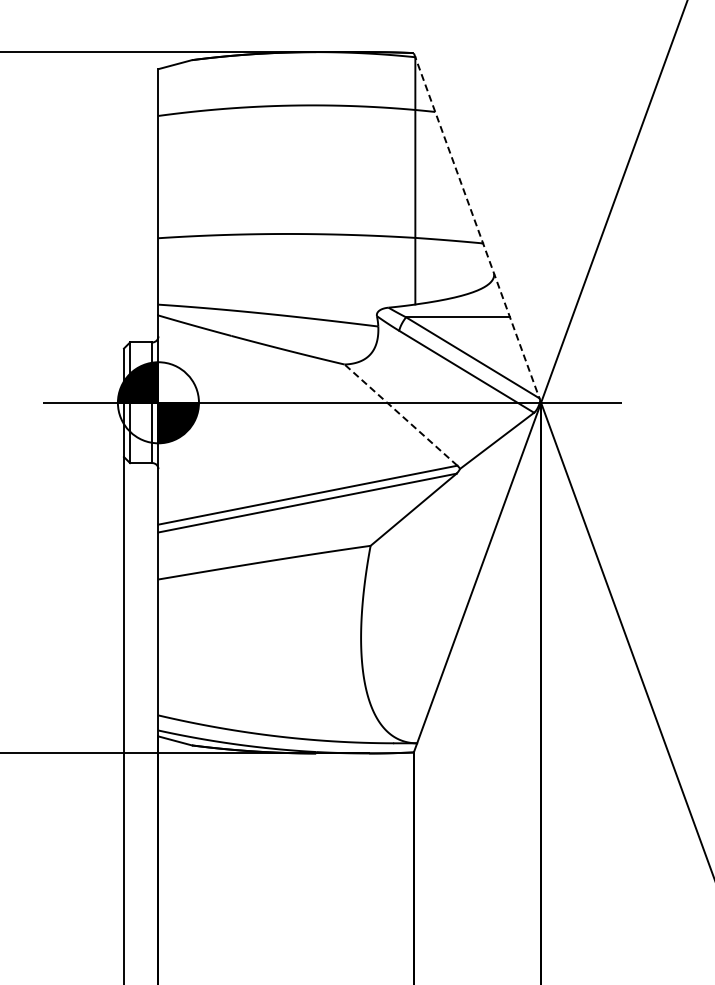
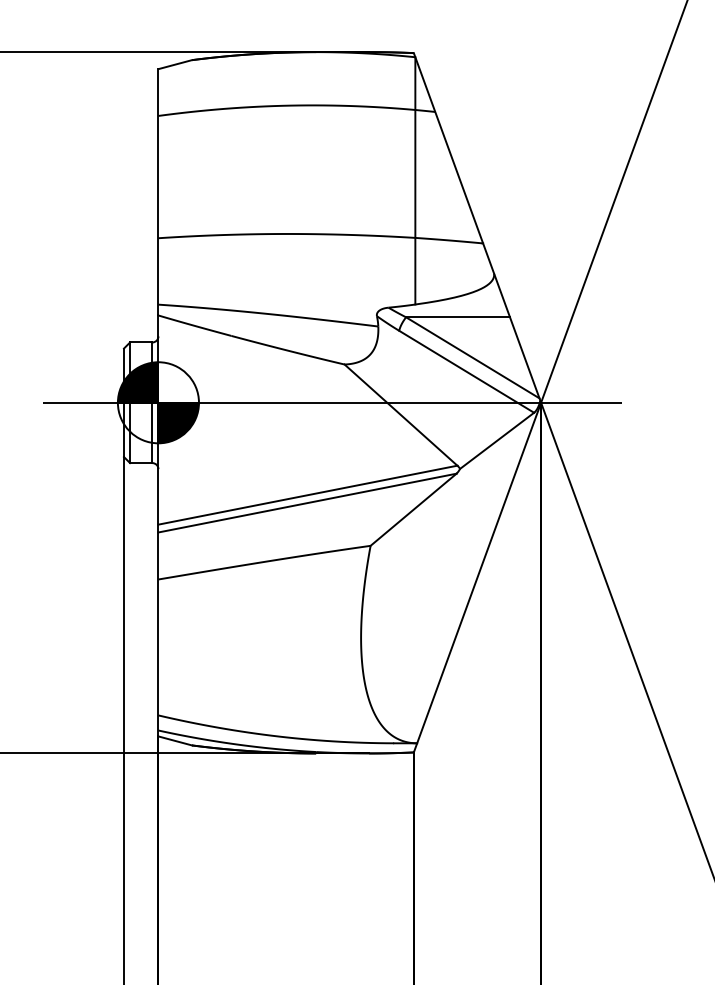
line: dashed -> solid (477, 227)
line: dashed -> solid (401, 415)
